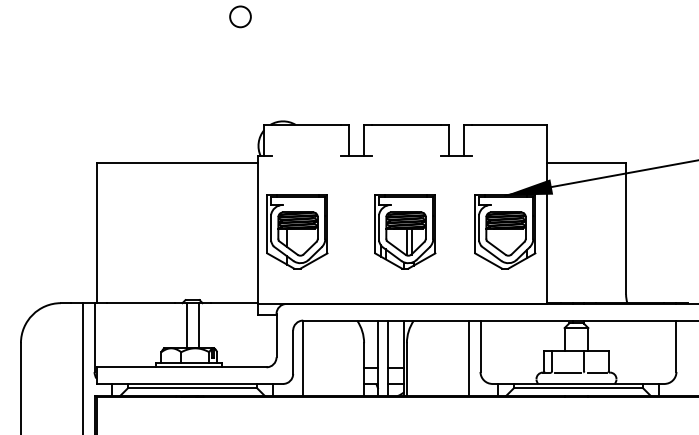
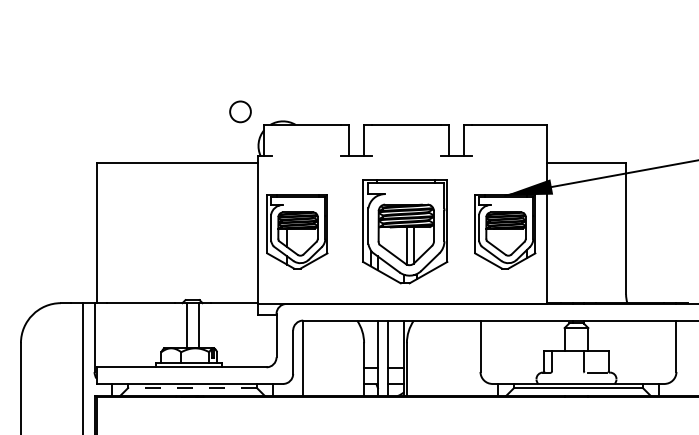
circle position: (240, 16) -> (240, 111) (240, 111)
part size: 63x76 px -> 87x106 px (405, 231)
line: present -> none (468, 358)
line: present -> none (567, 372)
line: solid -> dashed (192, 388)
